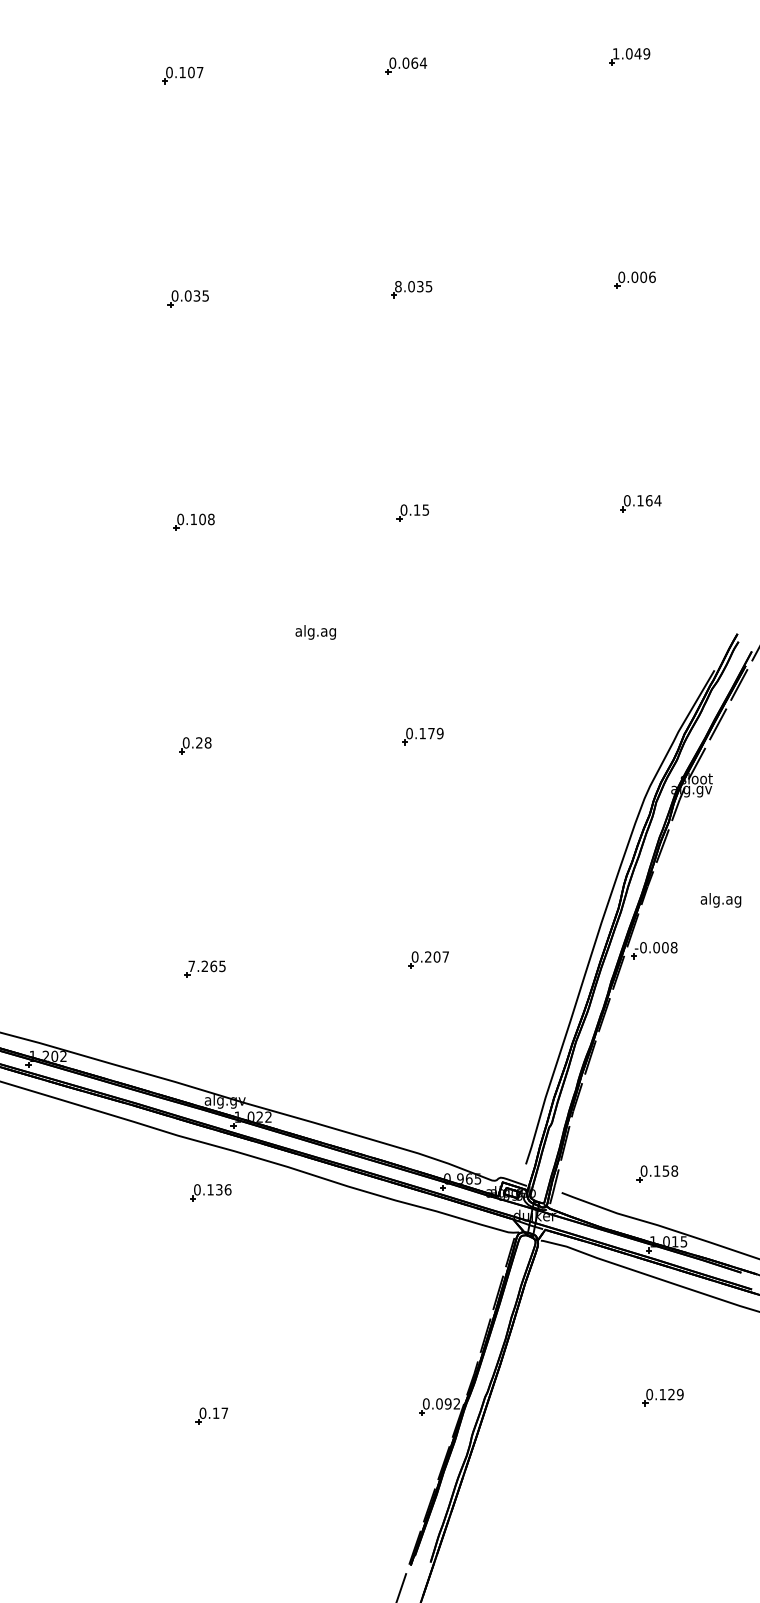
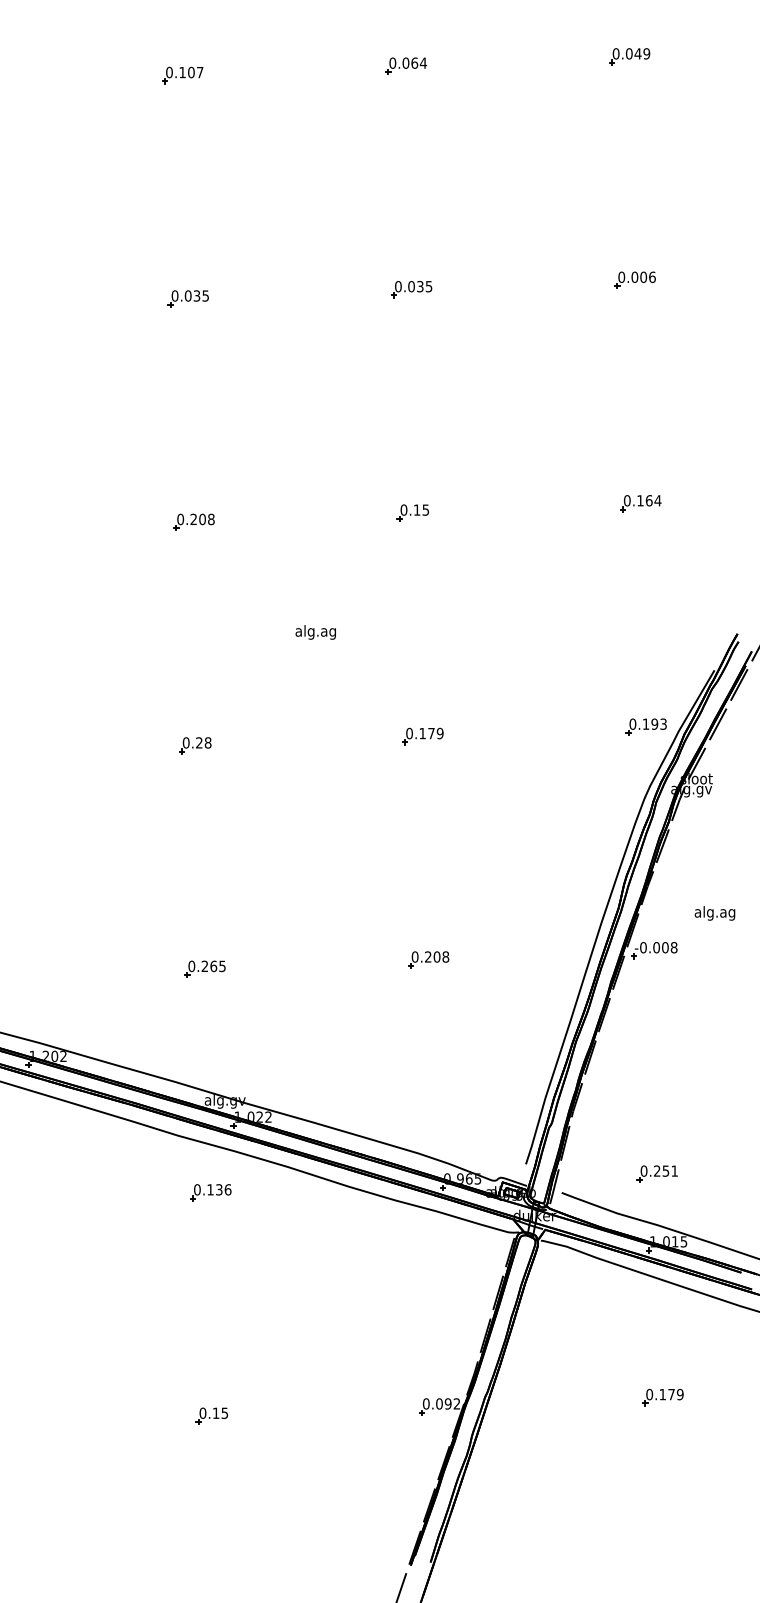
text: 1.049 -> 0.049 (615, 53)
text: 8.035 -> 0.035 (398, 286)
text: 0.108 -> 0.208 (193, 518)
part: none -> present (645, 726)
text position: (720, 900) -> (714, 913) (714, 913)
text: 0.207 -> 0.208 (445, 956)
text: 7.265 -> 0.265 (191, 966)
text: 0.158 -> 0.251 (666, 1170)
text: 0.129 -> 0.179 (671, 1394)
text: 0.17 -> 0.15 (224, 1412)
